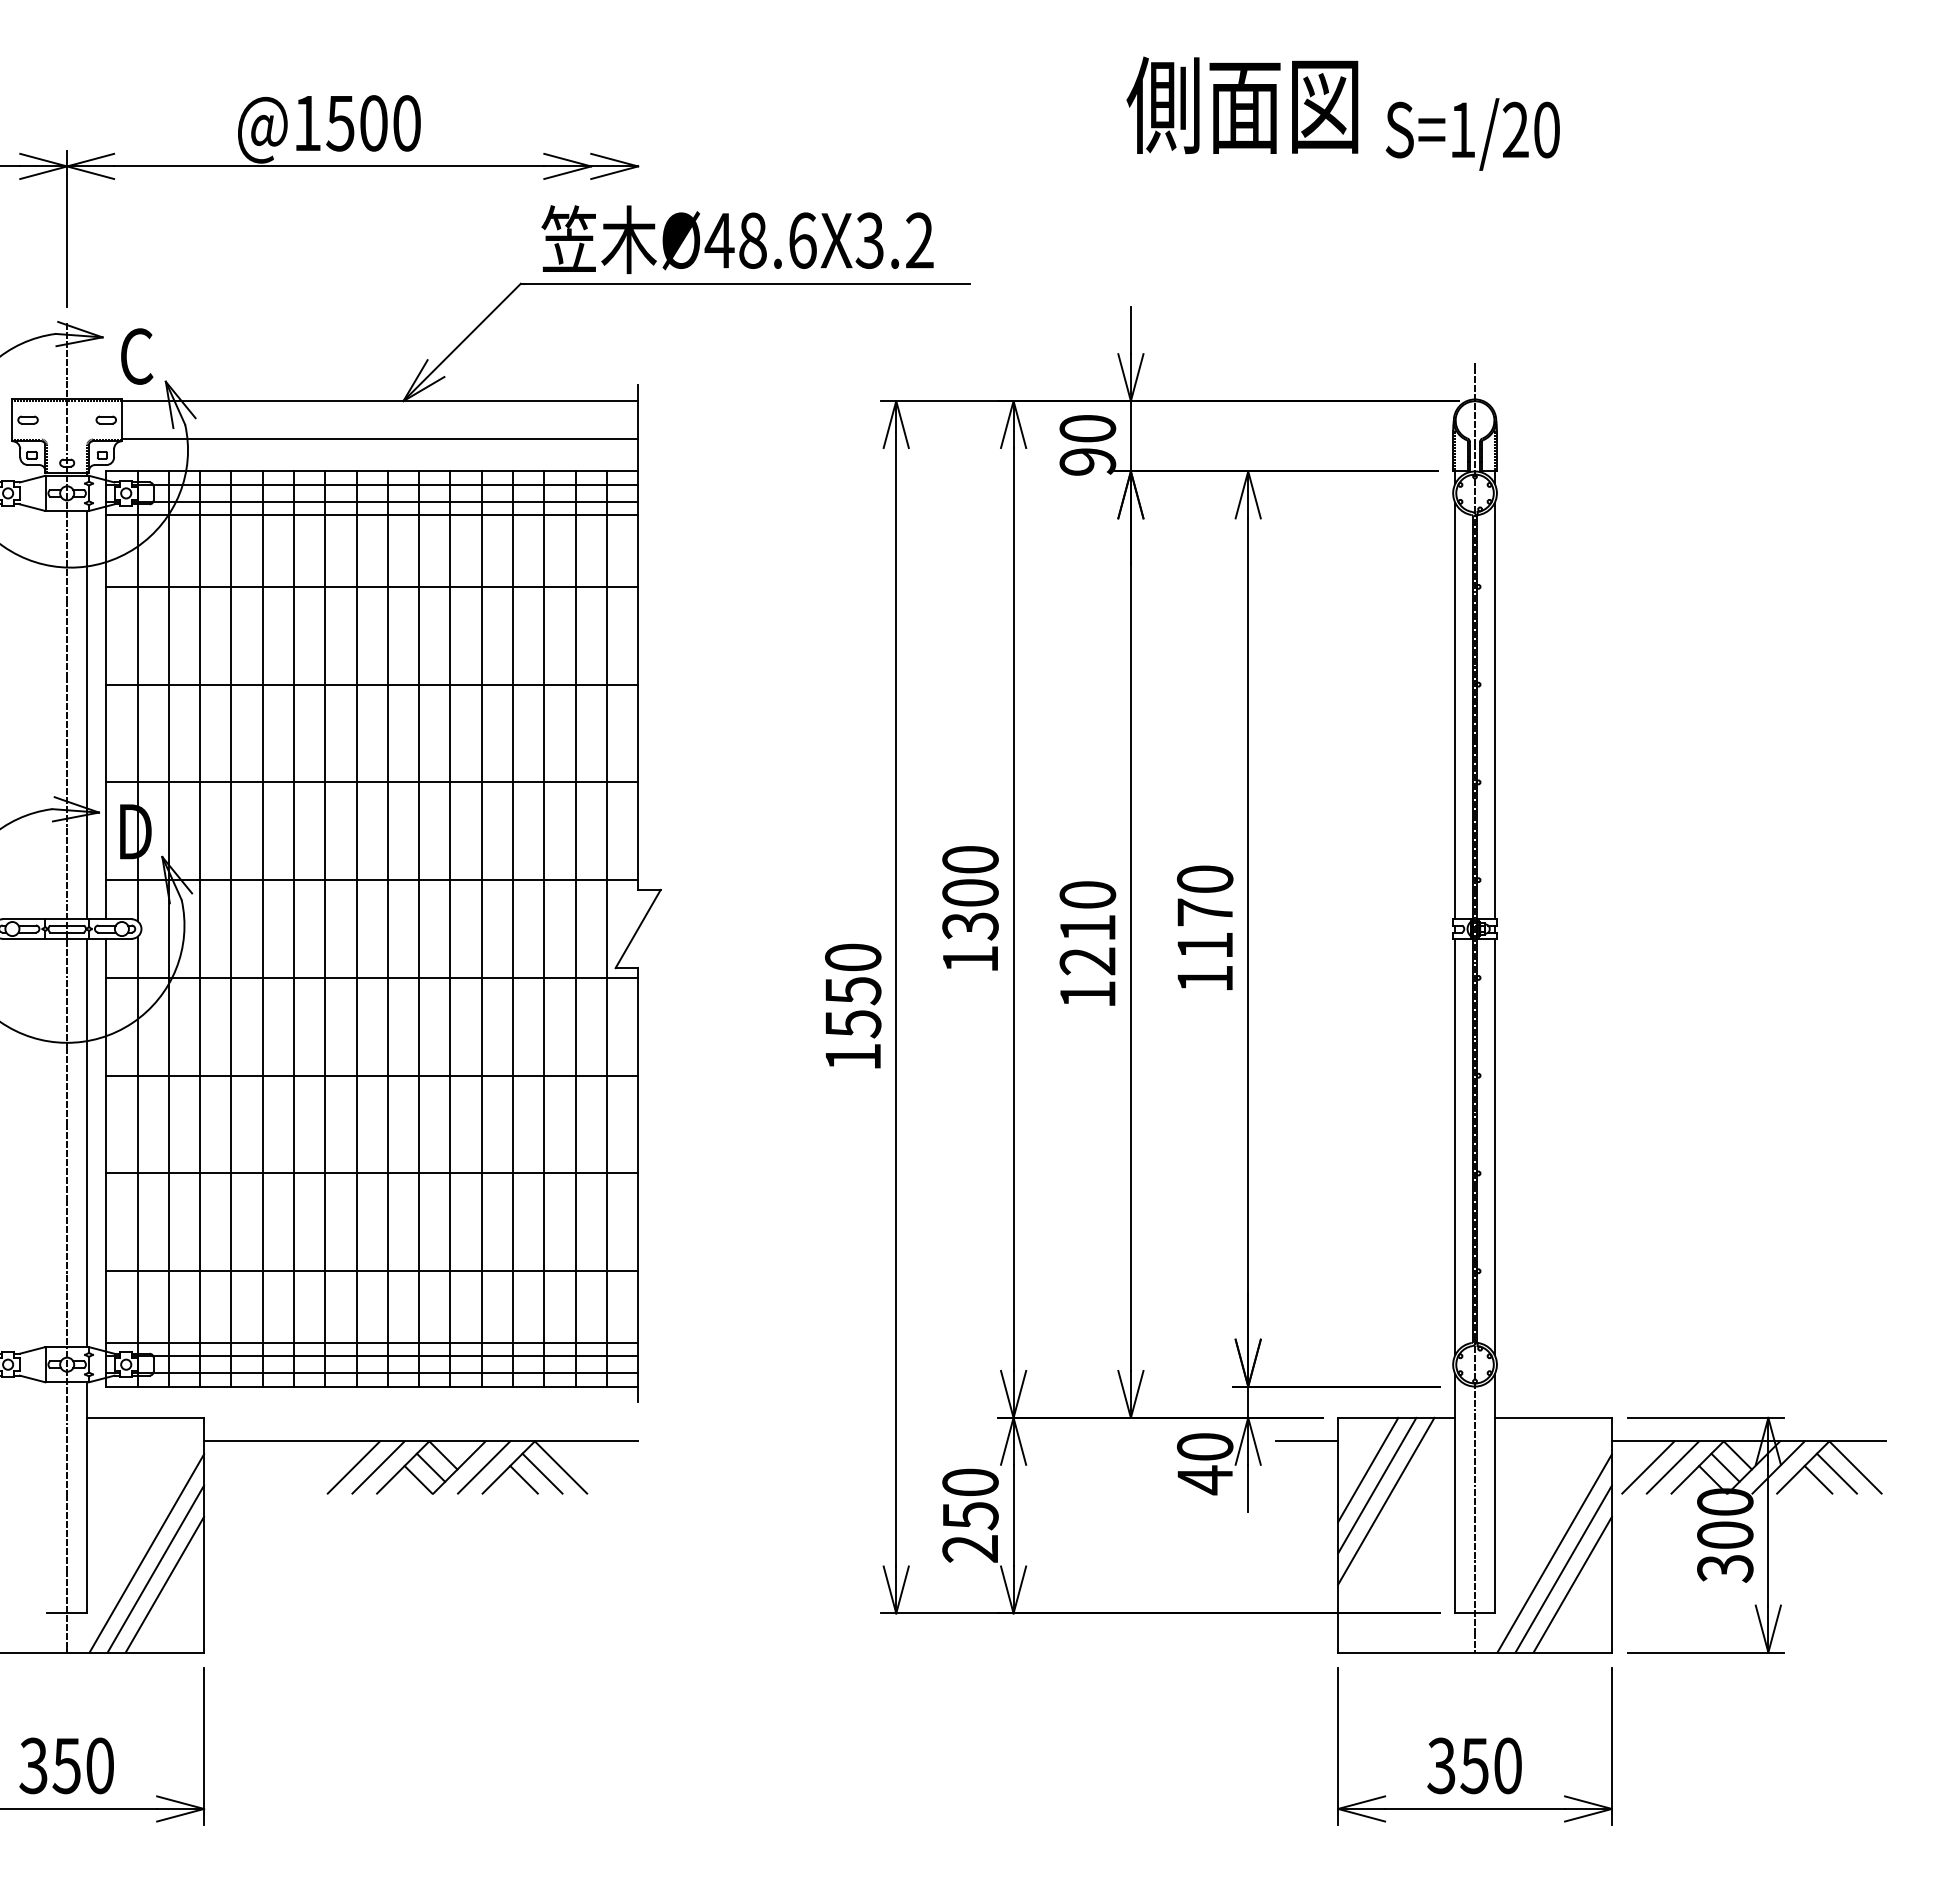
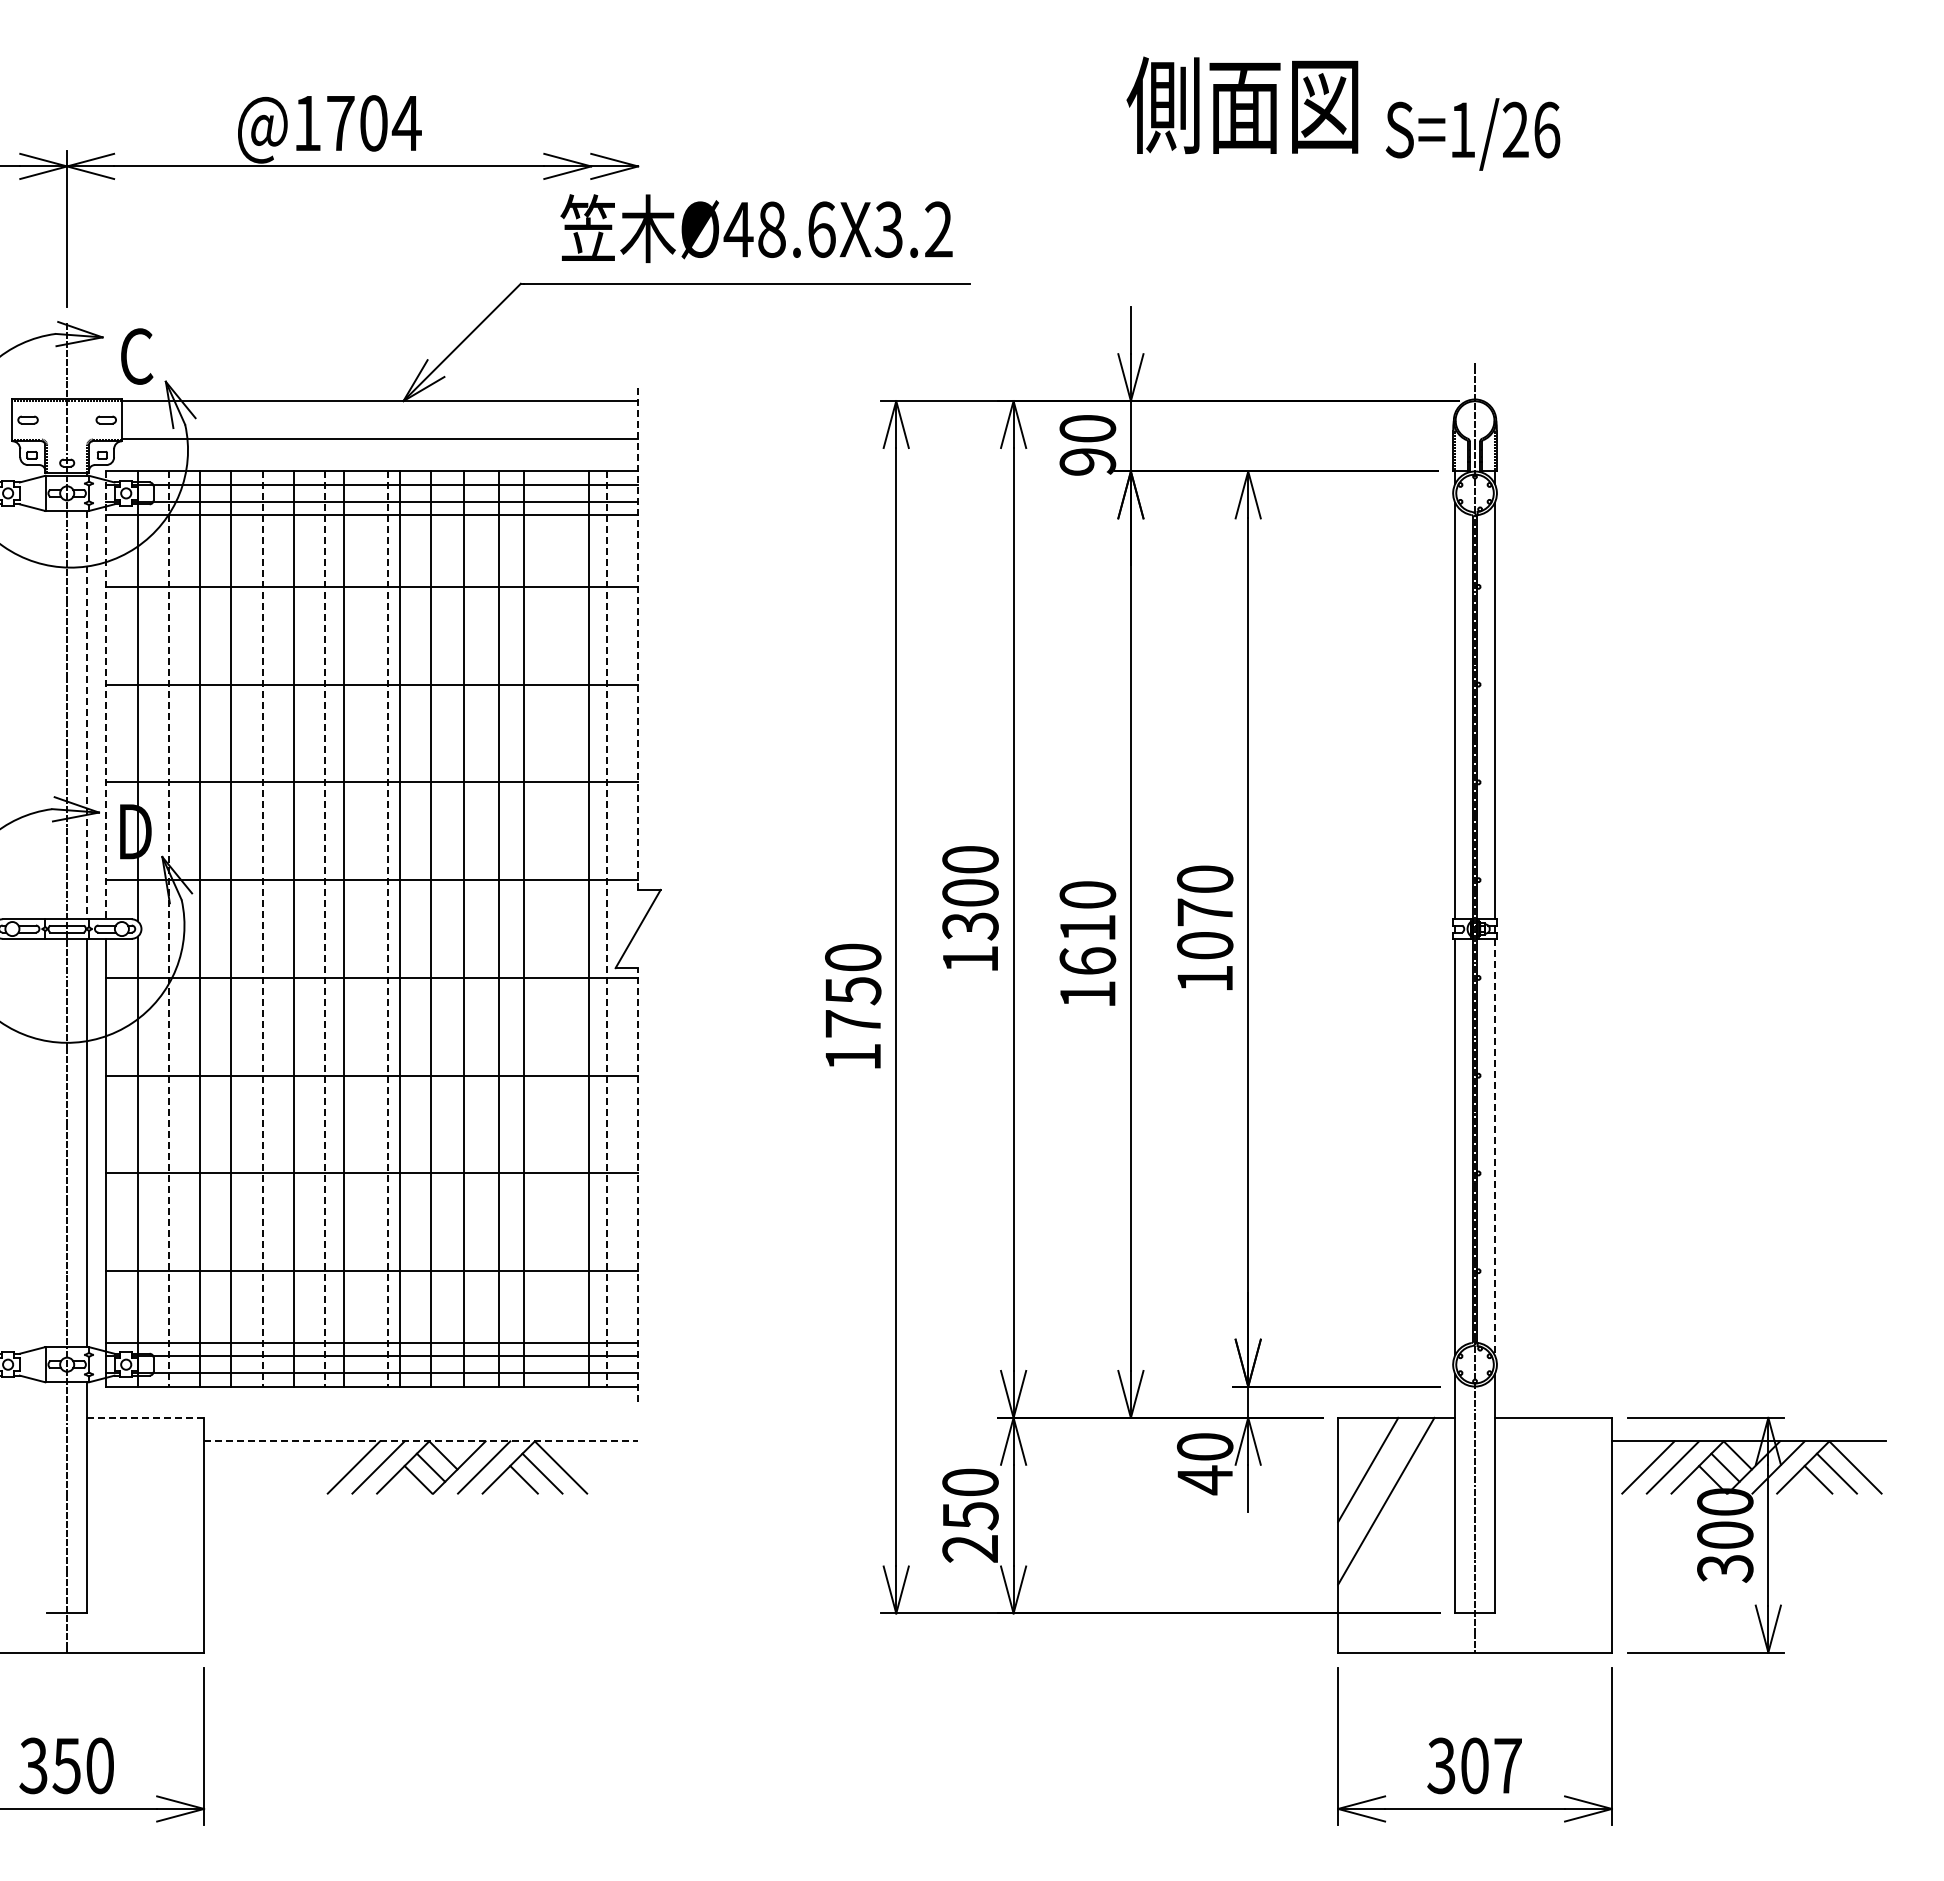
text: @1500 -> @1704 (373, 123)
text: S=1/20 -> S=1/26 (1547, 129)
text position: (737, 239) -> (756, 228) (756, 228)
line: solid -> dashed (638, 637)
line: solid -> dashed (106, 695)
line: solid -> dashed (87, 715)
line position: (356, 928) -> (343, 928) (343, 928)
line position: (419, 928) -> (400, 928) (400, 928)
line position: (450, 928) -> (431, 928) (431, 928)
line position: (481, 928) -> (463, 928) (463, 928)
line position: (513, 928) -> (499, 928) (499, 928)
line position: (544, 928) -> (524, 928) (524, 928)
line position: (575, 928) -> (588, 928) (588, 928)
line: solid -> dashed (168, 929)
line: solid -> dashed (262, 929)
line: solid -> dashed (325, 929)
line: solid -> dashed (387, 929)
line: solid -> dashed (606, 929)
text: 1170 -> 1070 (1204, 945)
text: 1210 -> 1610 (1087, 961)
text: 1550 -> 1750 (853, 1024)
line: solid -> dashed (1494, 1147)
line: solid -> dashed (638, 1184)
line: solid -> dashed (145, 1417)
line: solid -> dashed (421, 1441)
line: present -> none (1306, 1441)
line: present -> none (1377, 1485)
line: present -> none (146, 1553)
line: present -> none (1554, 1553)
line: present -> none (155, 1568)
line: present -> none (1563, 1568)
line: present -> none (164, 1584)
line: present -> none (1572, 1584)
text: 350 -> 307 (1490, 1765)
